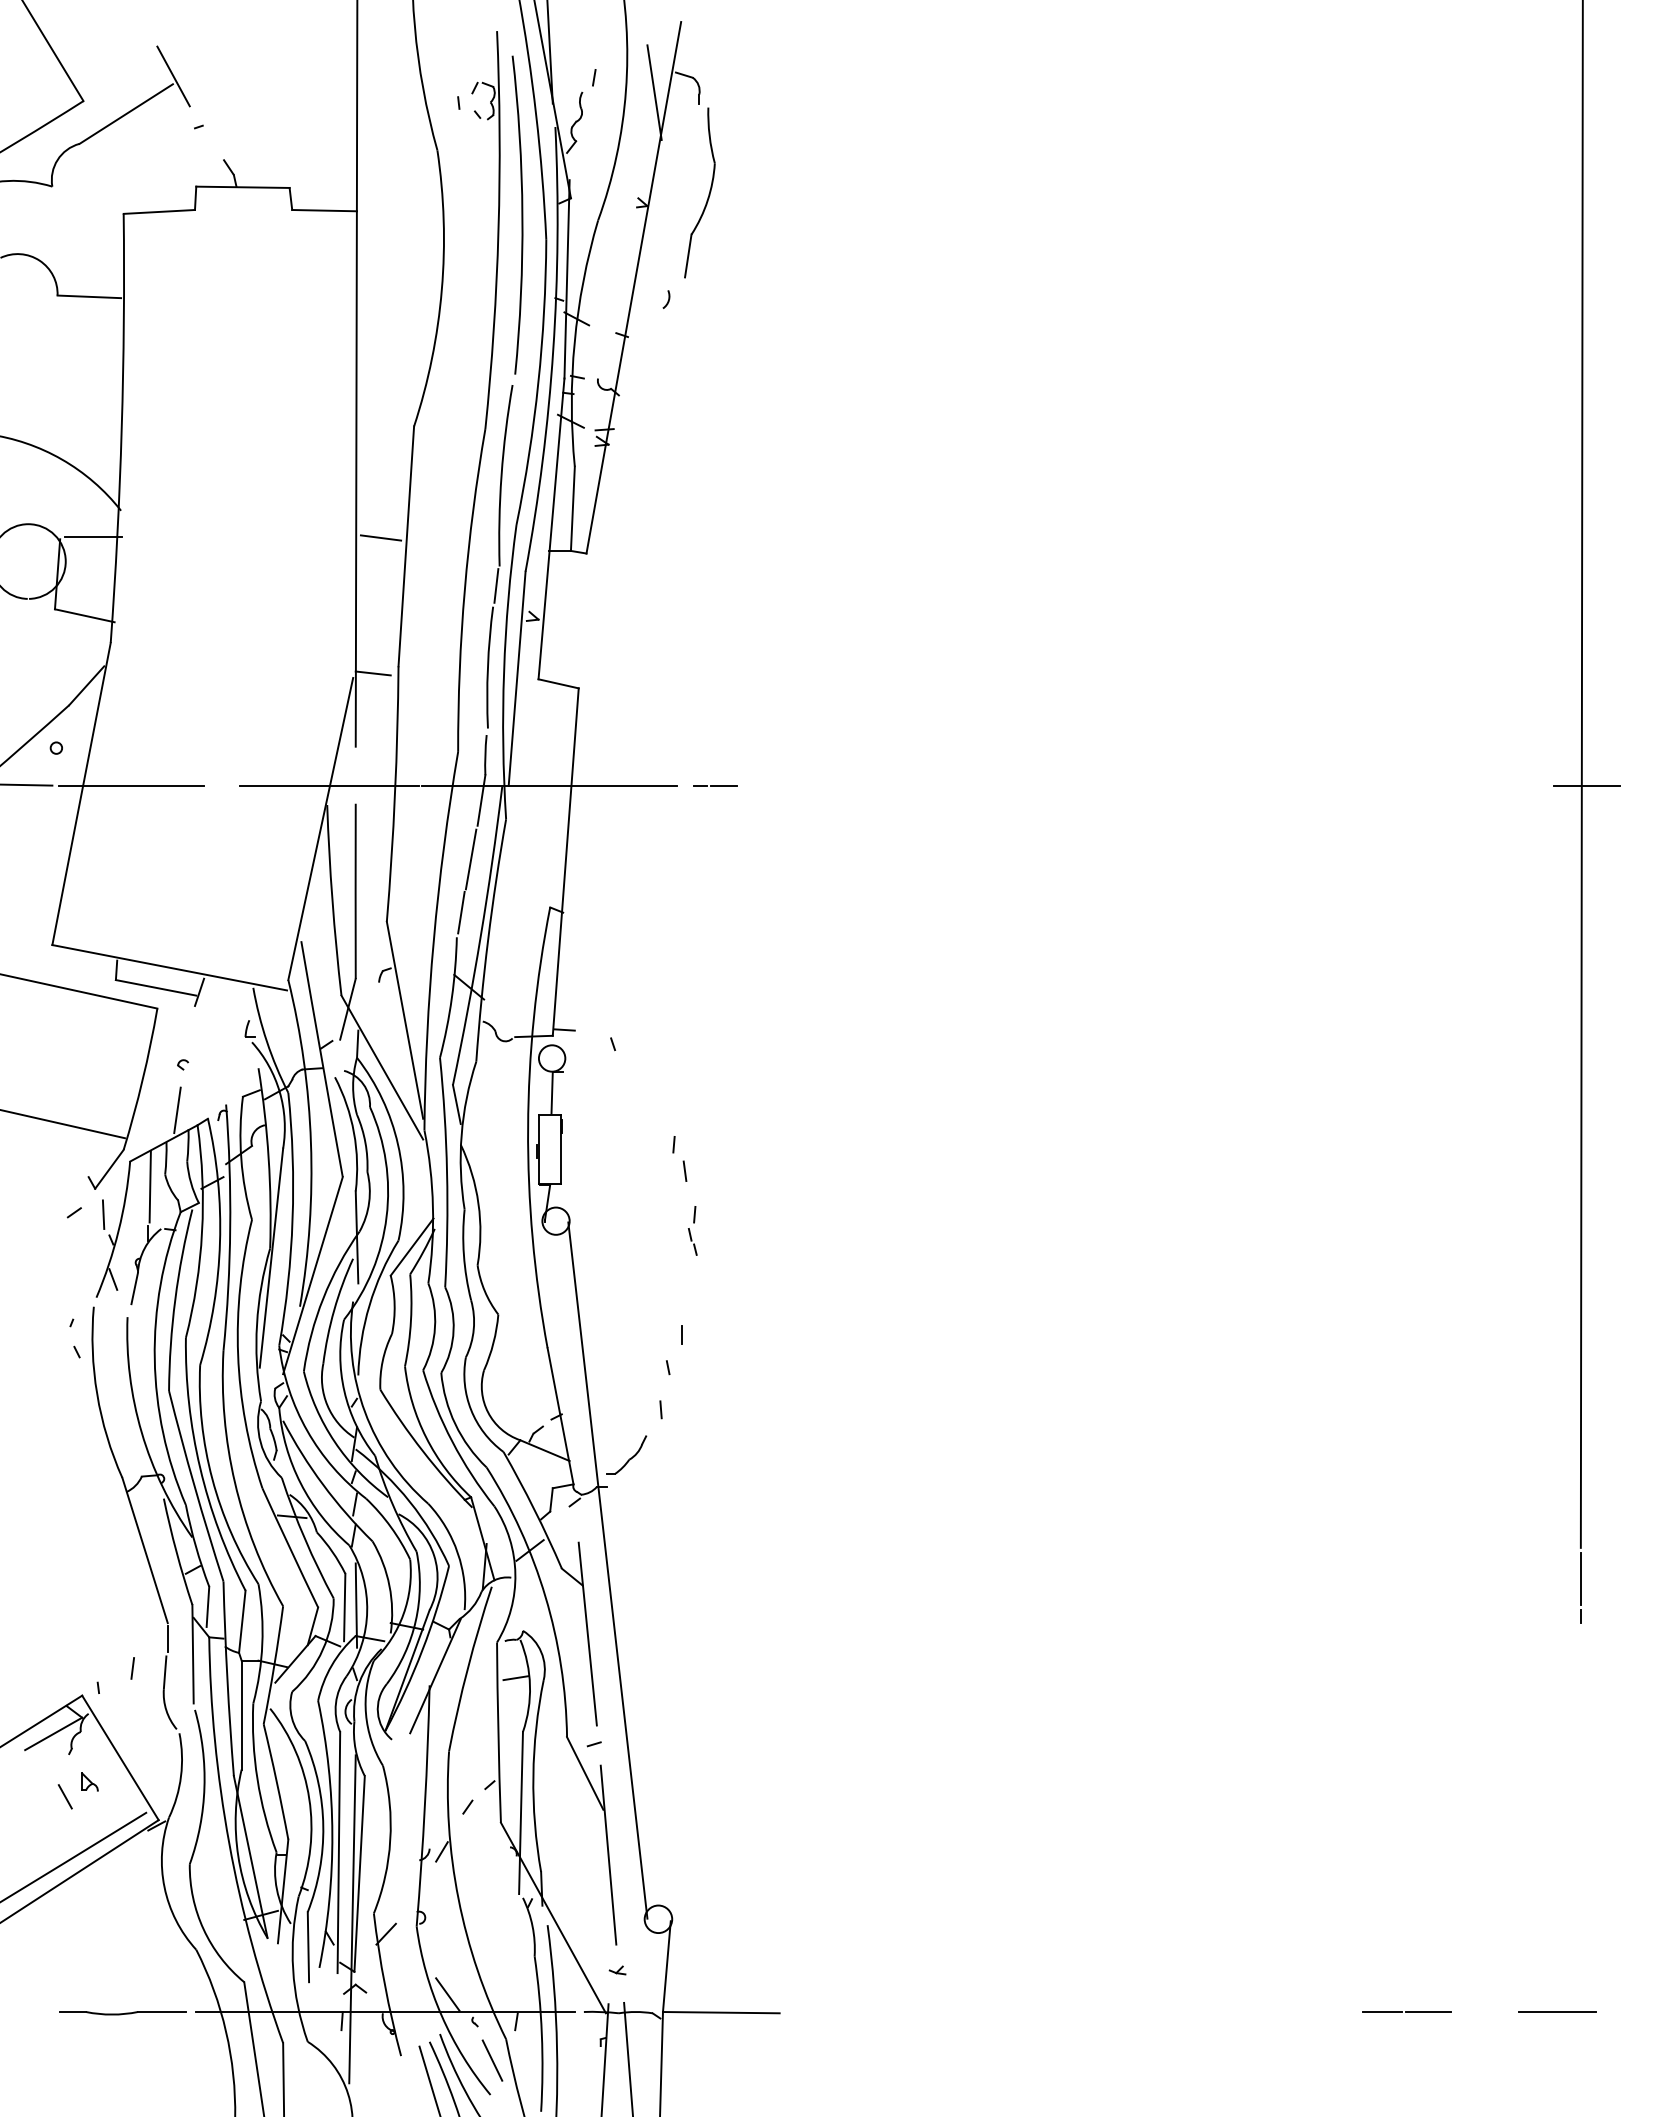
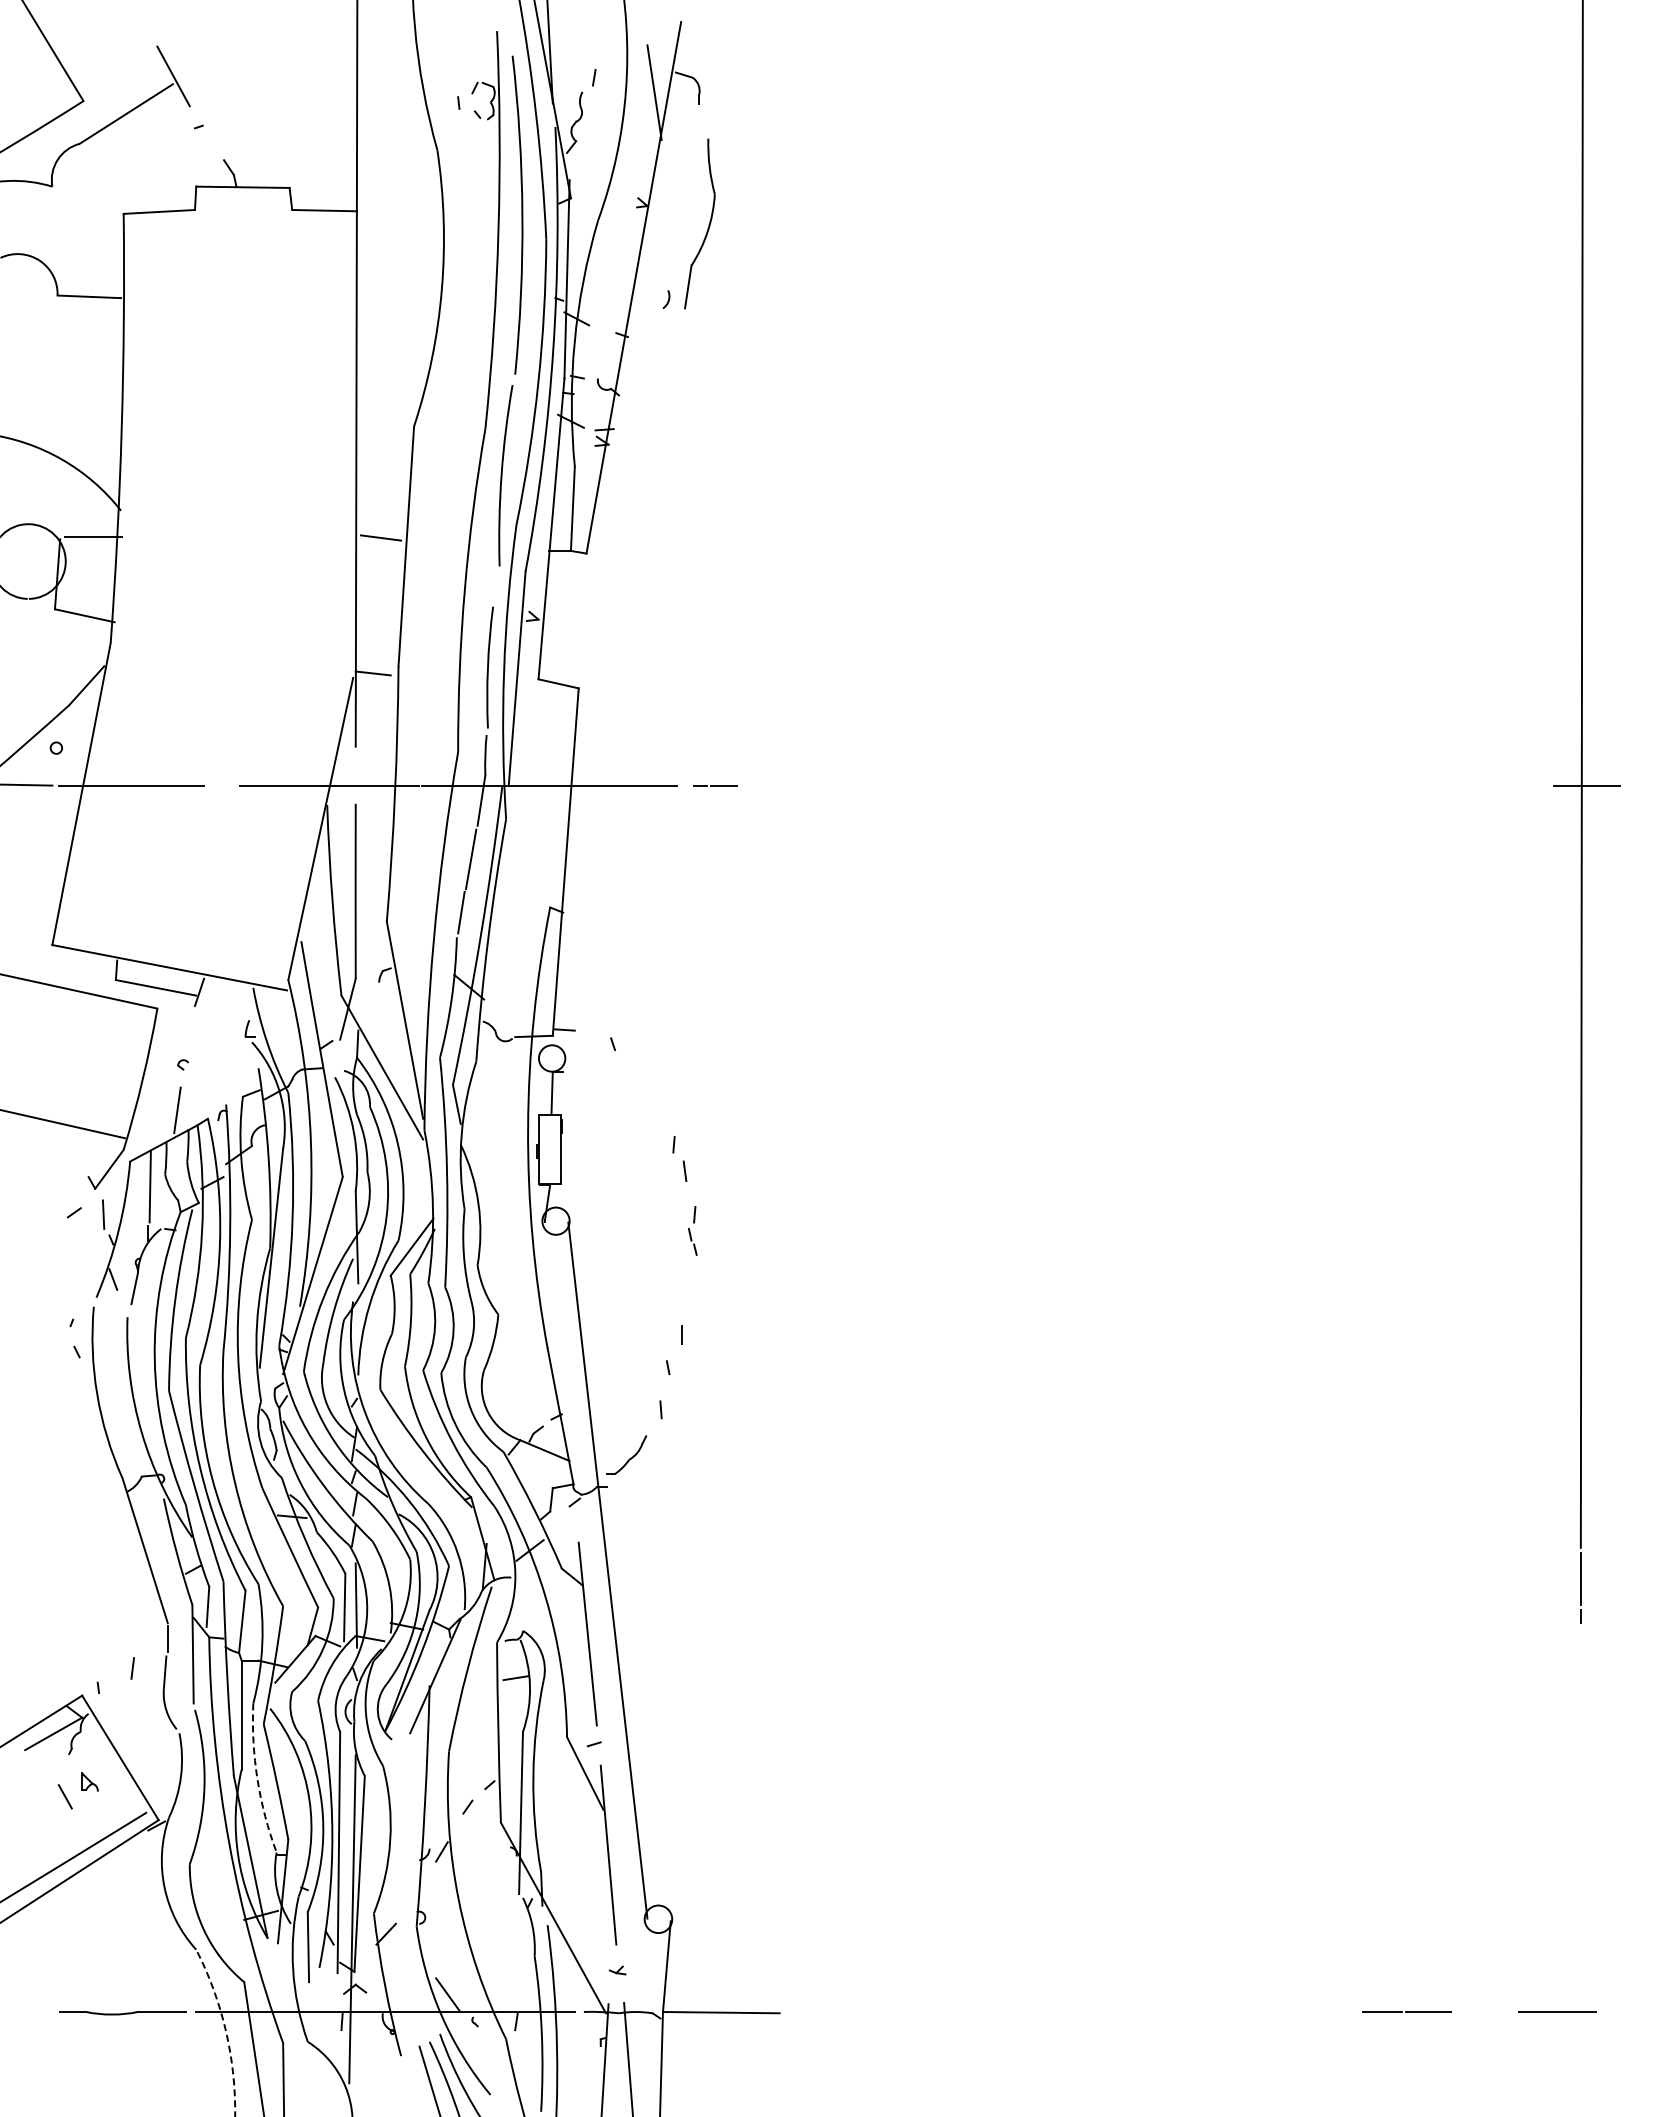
part position: (708, 193) -> (708, 224) (708, 224)
line: present -> none (496, 585)
arc: solid -> dashed (257, 1779)
arc: solid -> dashed (225, 2030)
line: present -> none (492, 2060)
